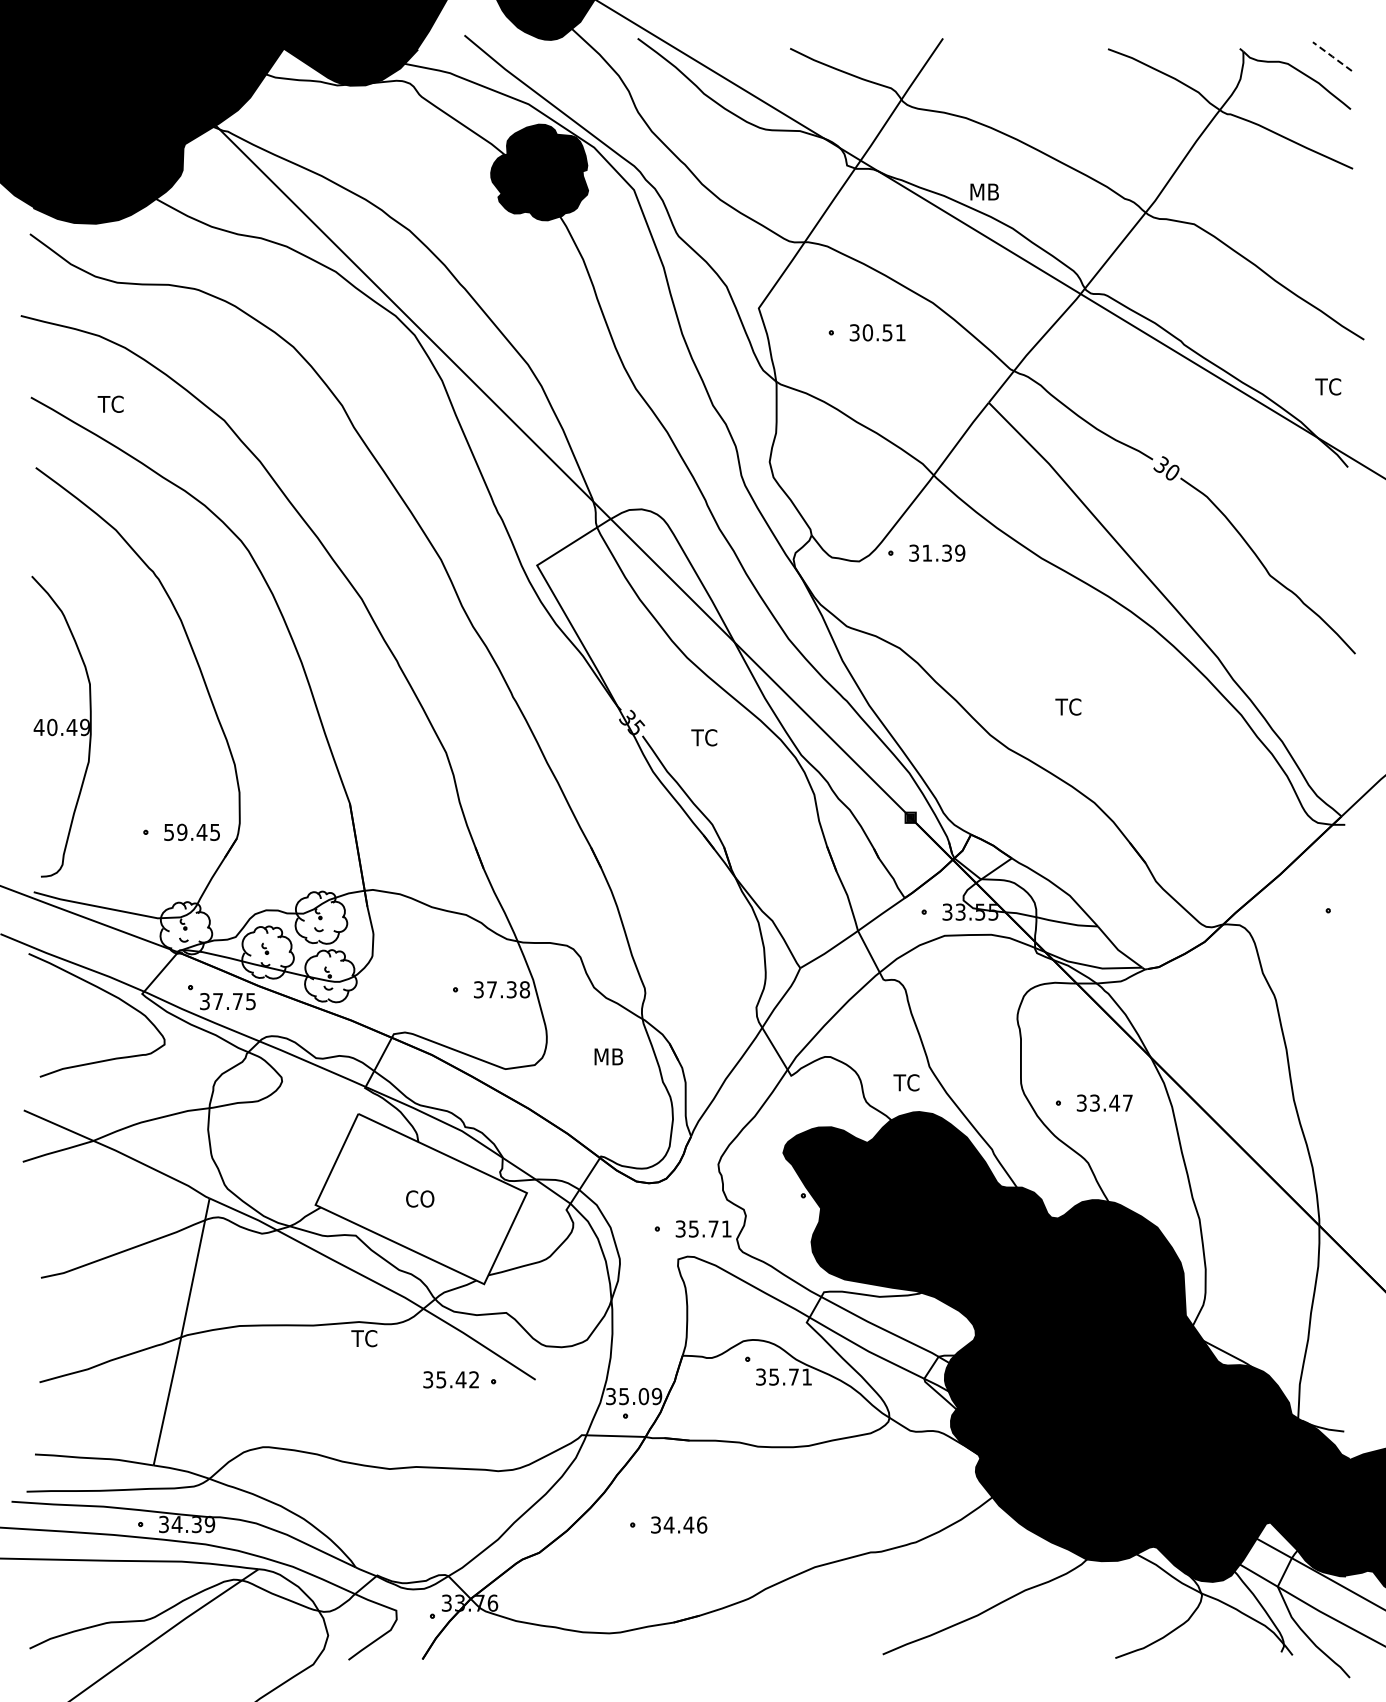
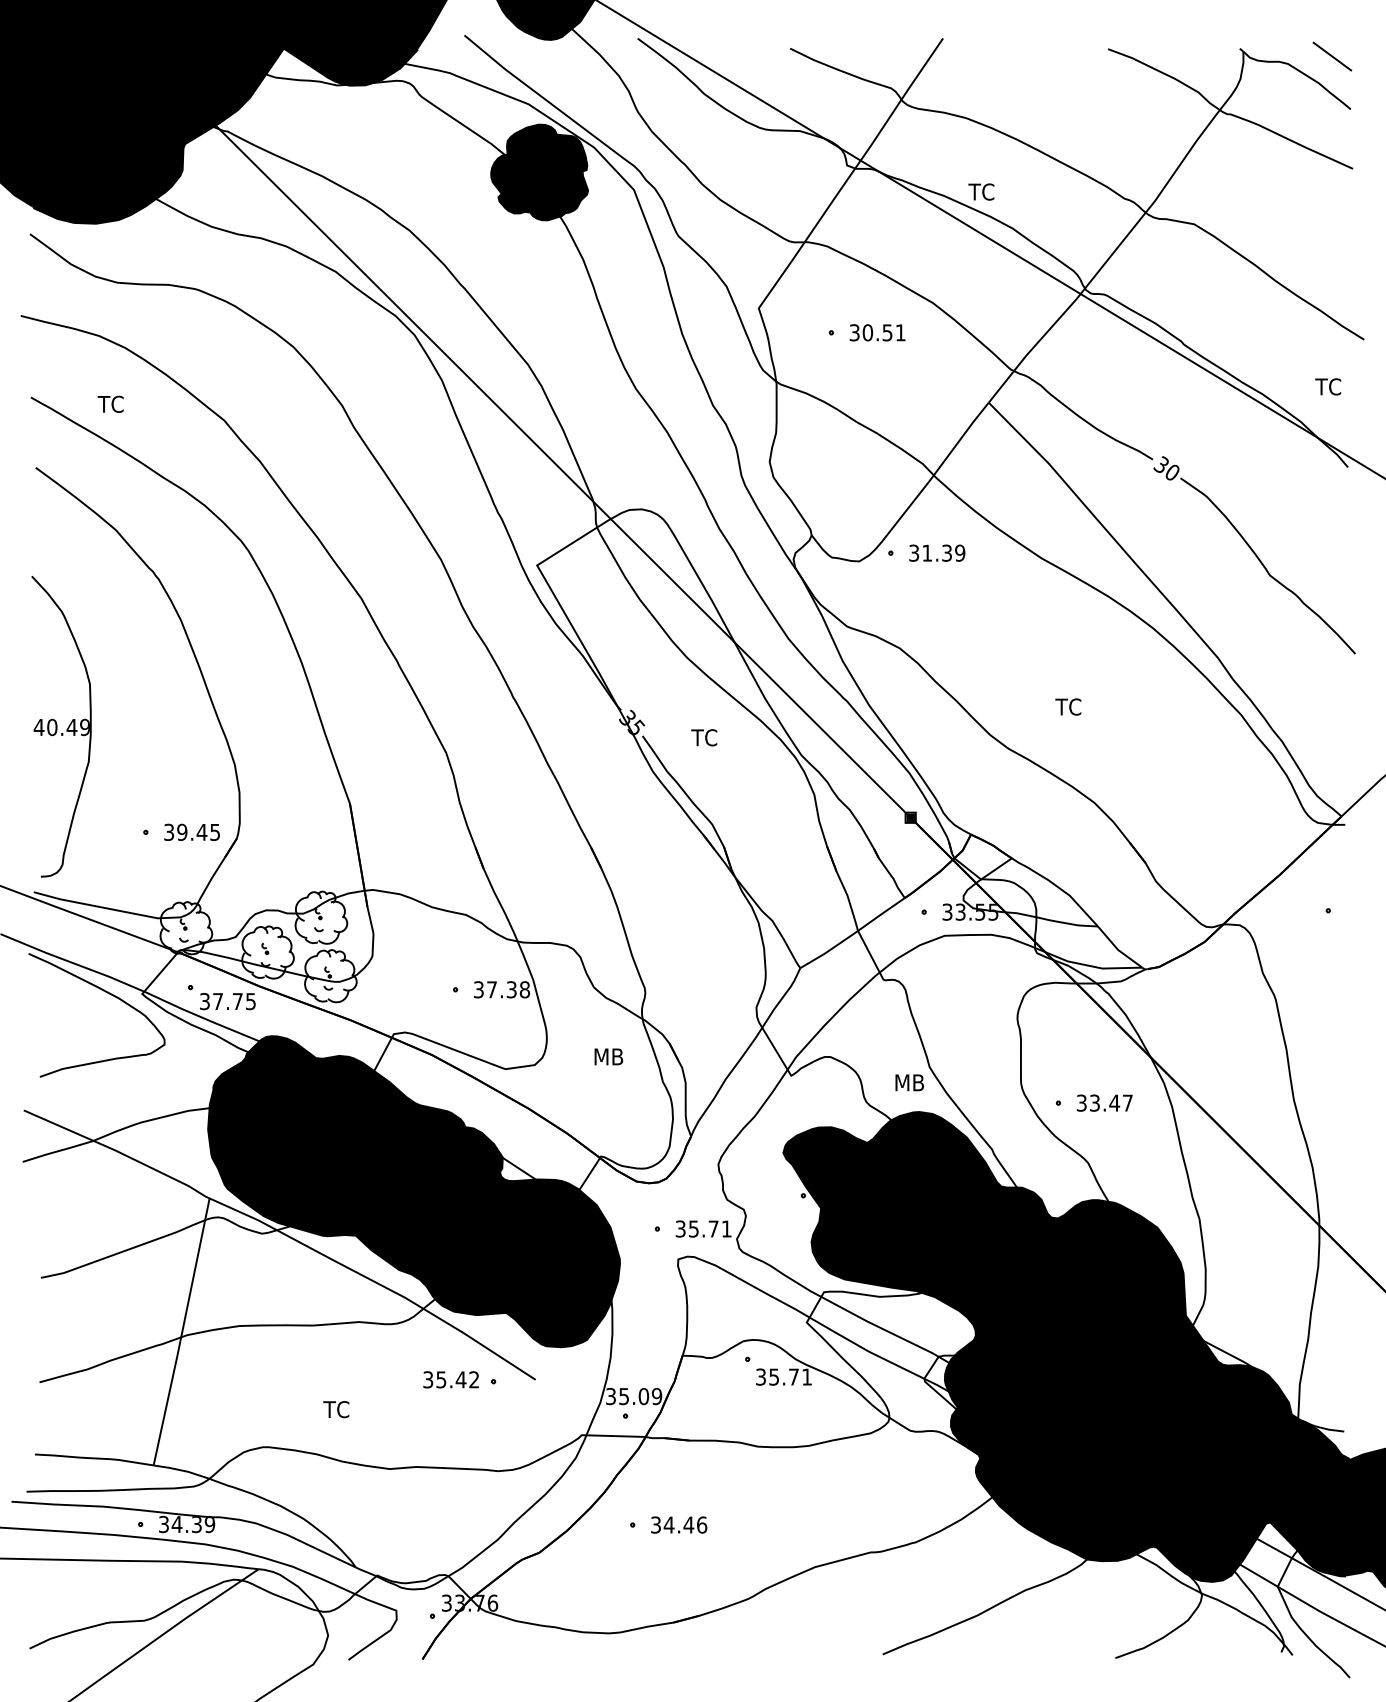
line: dashed -> solid (1332, 56)
text: MB -> TC (983, 191)
text: 59.45 -> 39.45 (169, 831)
text: TC -> MB (908, 1082)
fill: none -> present (414, 1191)
text position: (364, 1338) -> (336, 1409) (336, 1409)
